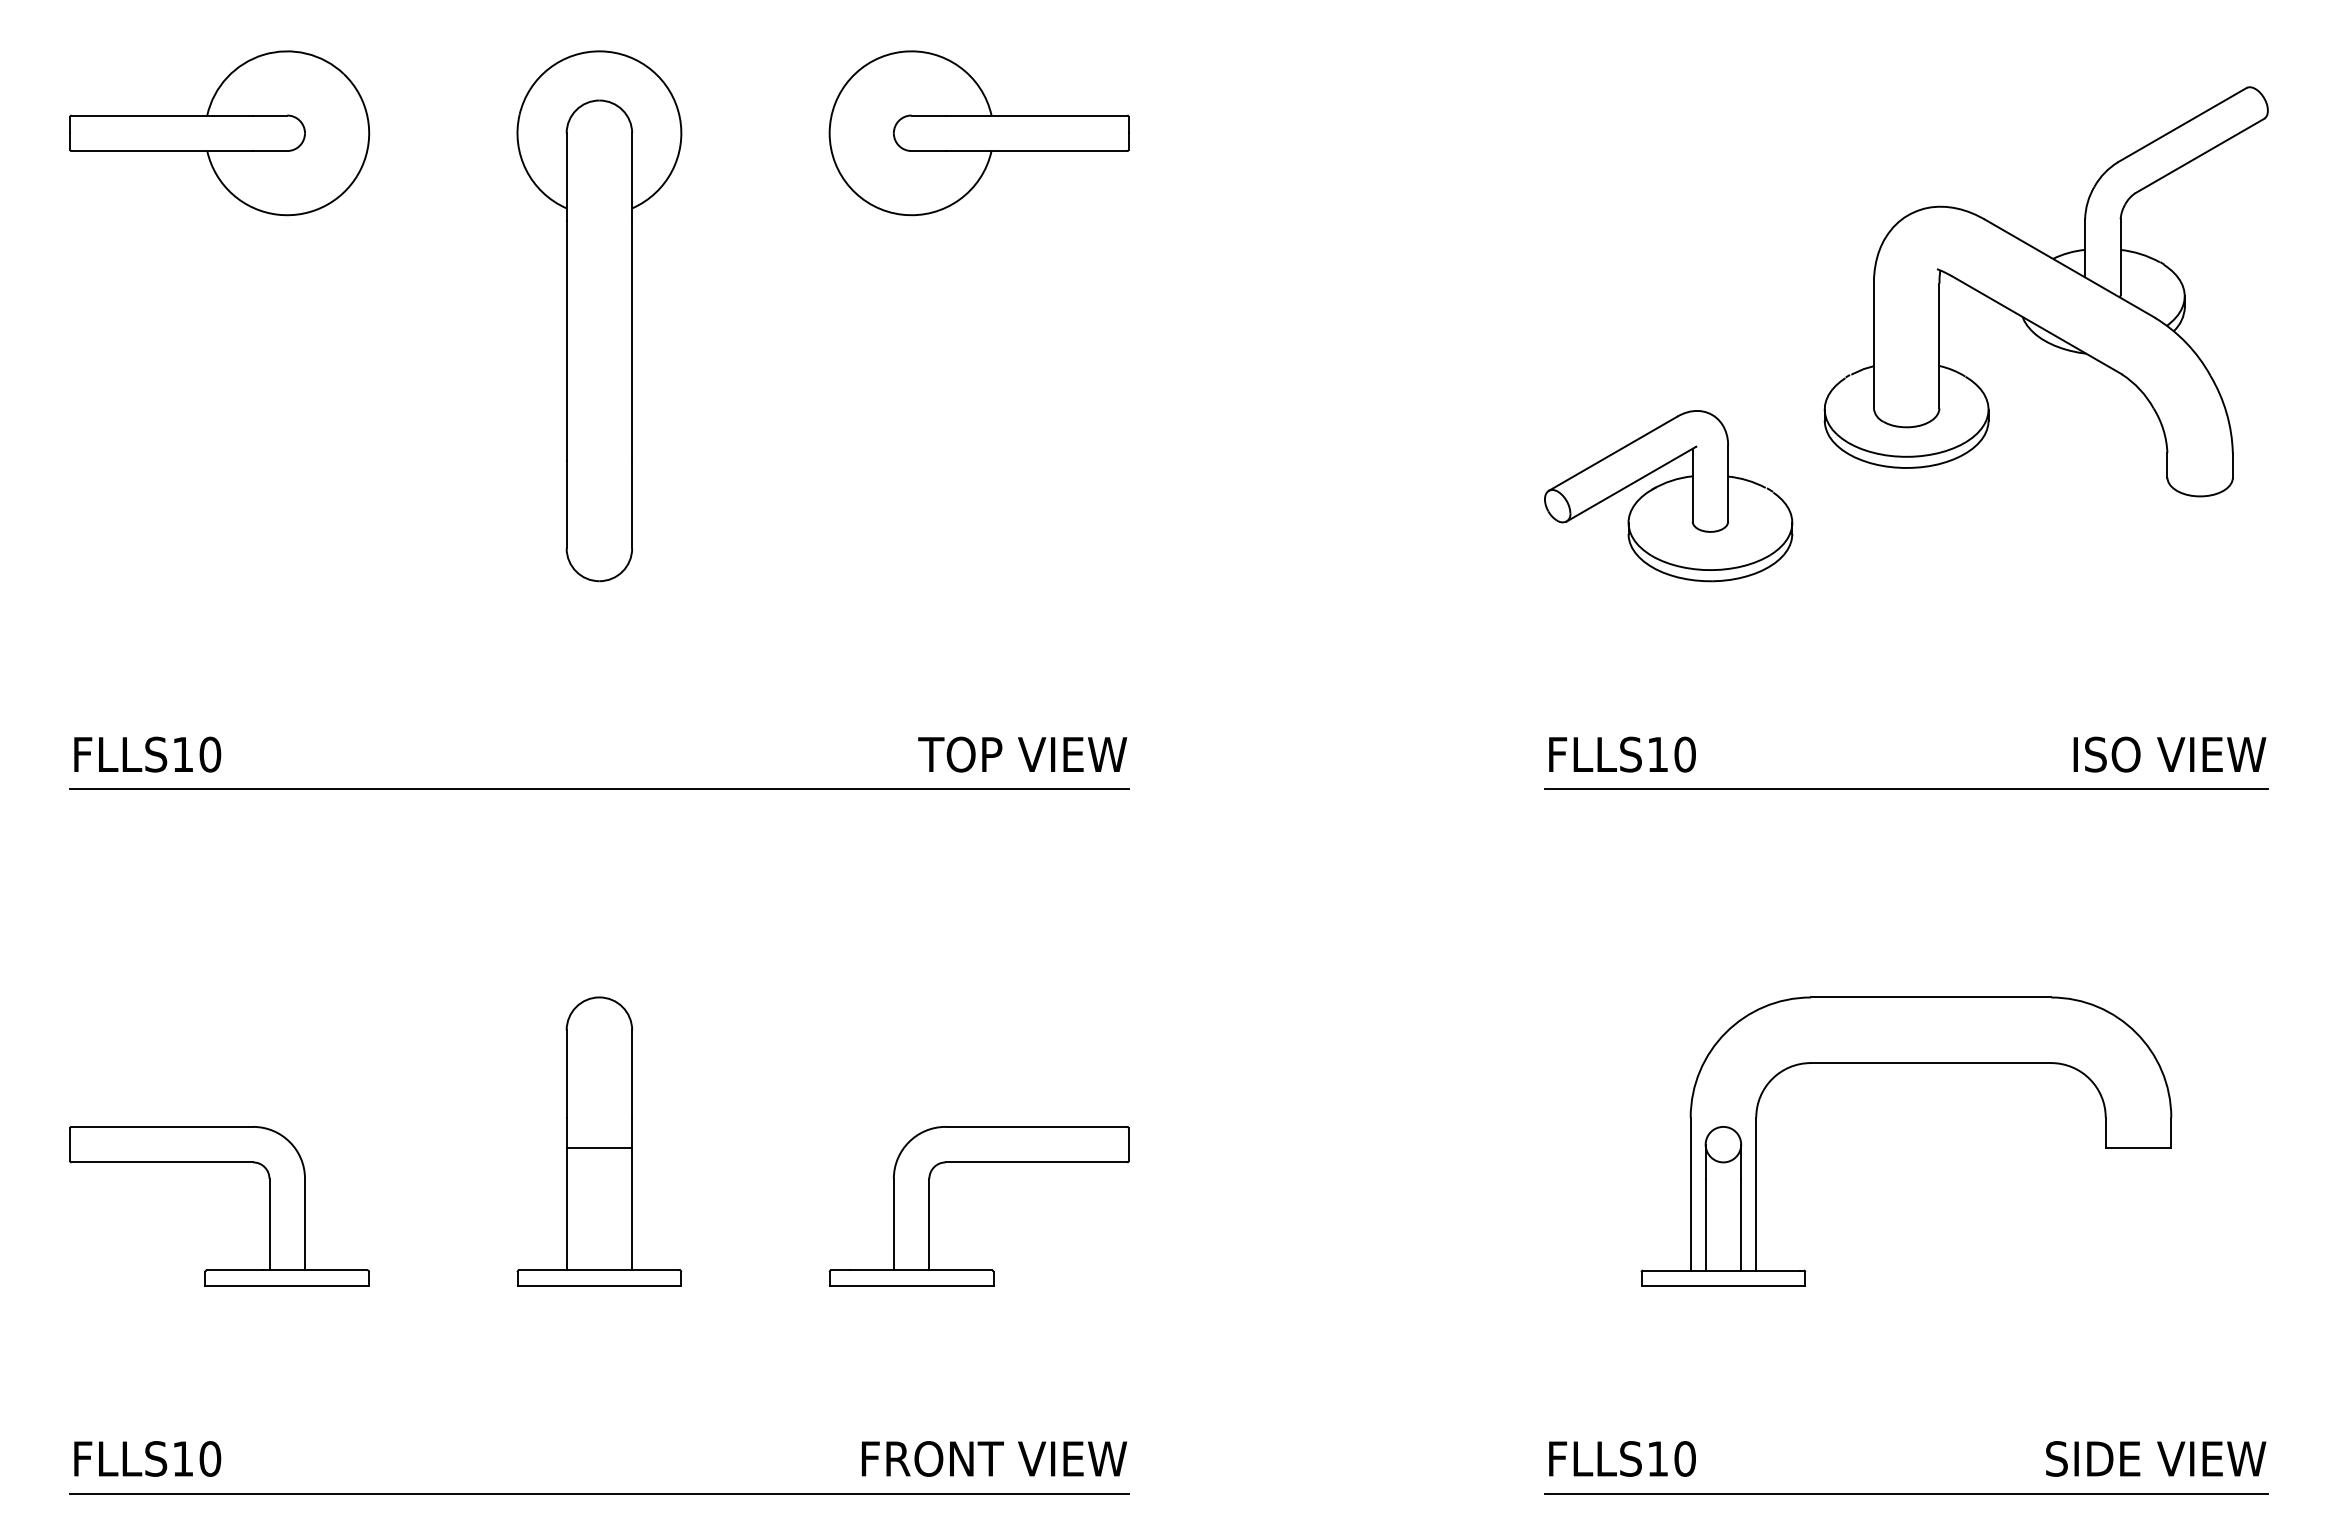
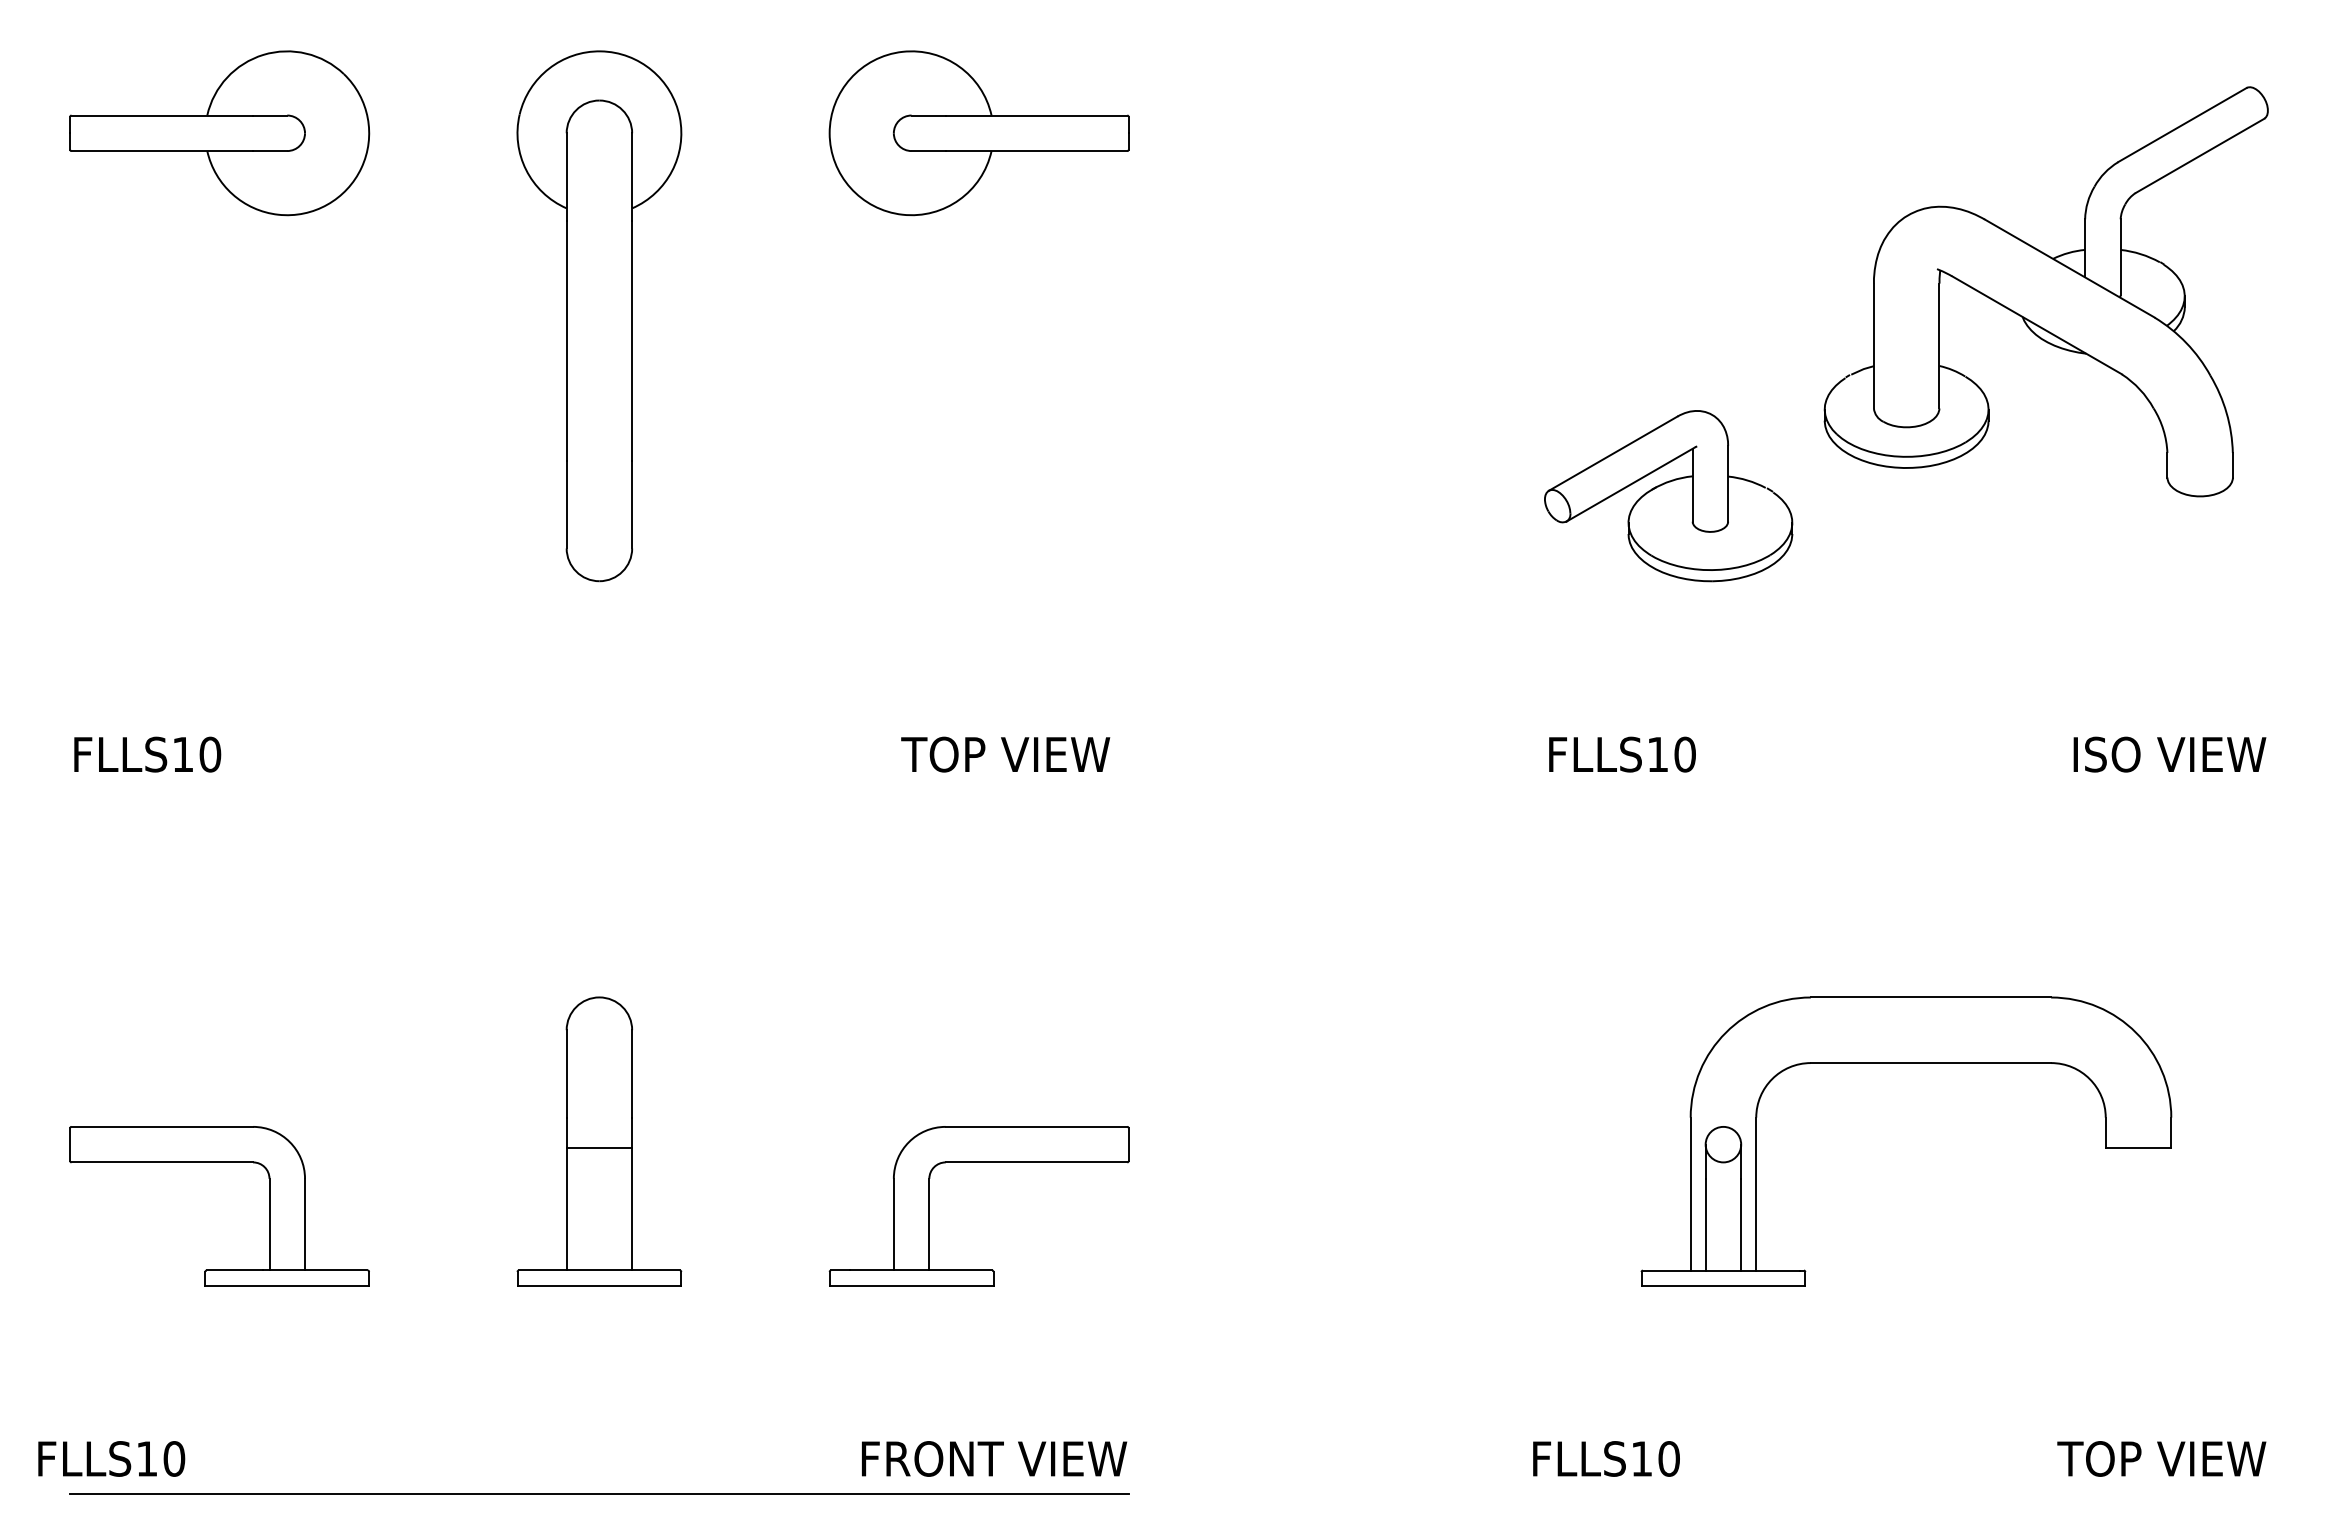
text position: (1022, 754) -> (1005, 754) (1005, 754)
line: present -> none (599, 789)
line: present -> none (1905, 789)
text position: (147, 1458) -> (111, 1458) (111, 1458)
text position: (1622, 1458) -> (1606, 1458) (1606, 1458)
text: SIDE VIEW -> TOP VIEW (2093, 1458)
line: present -> none (1905, 1493)
